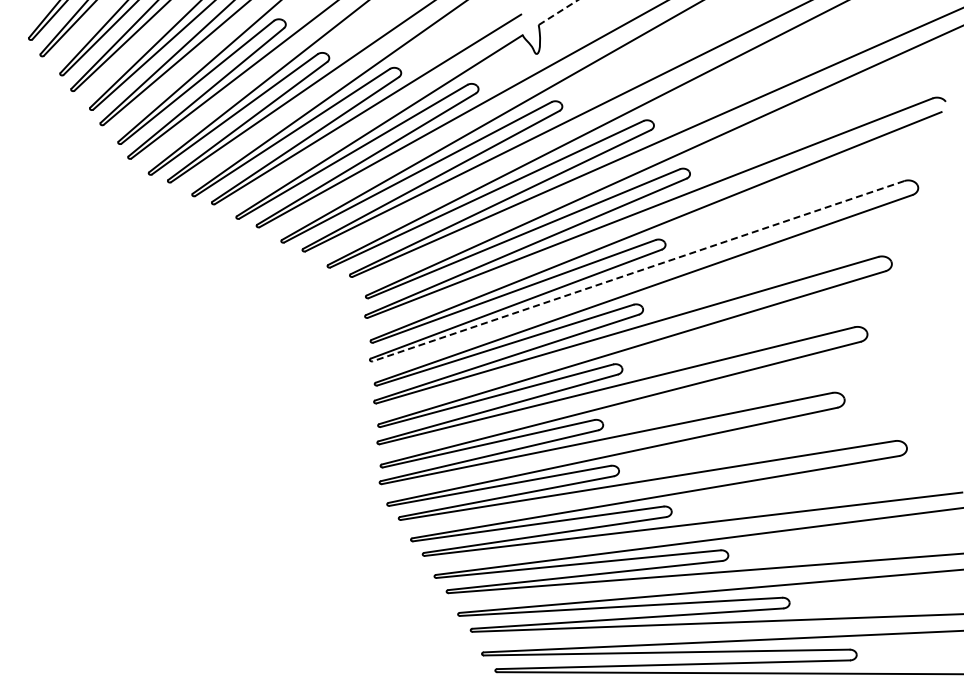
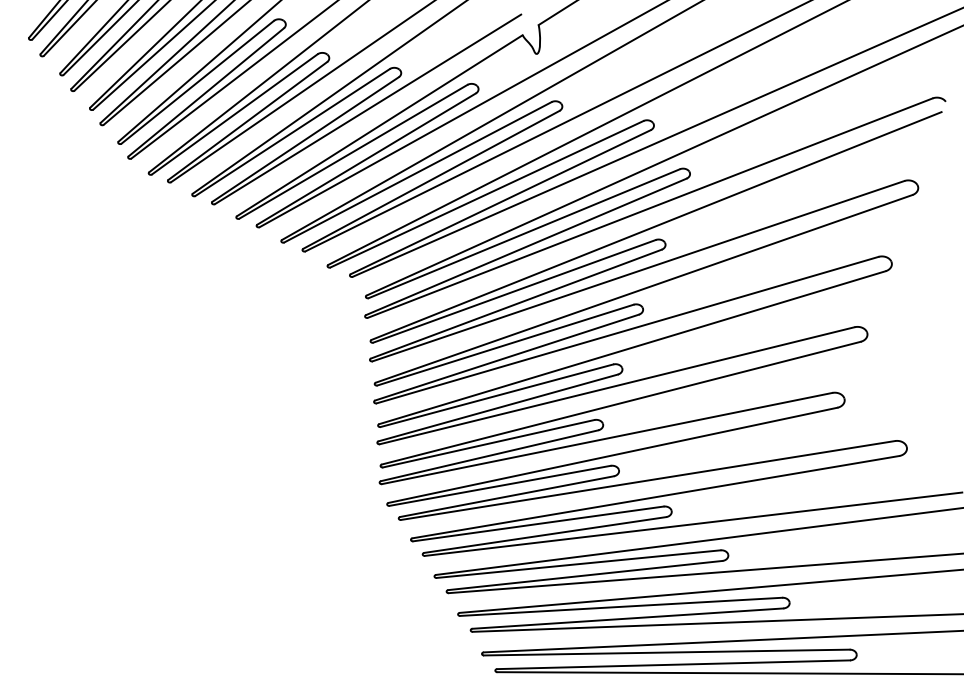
line: dashed -> solid (558, 12)
line: dashed -> solid (638, 271)
